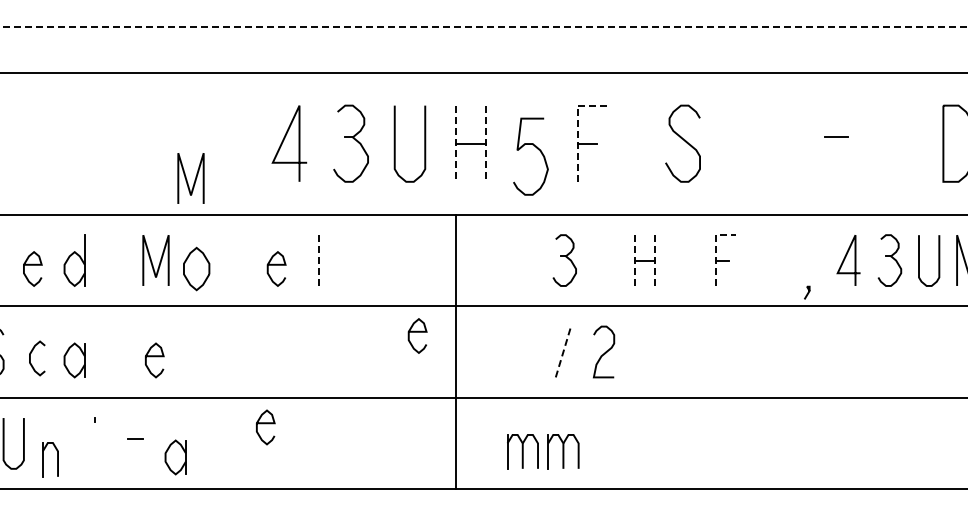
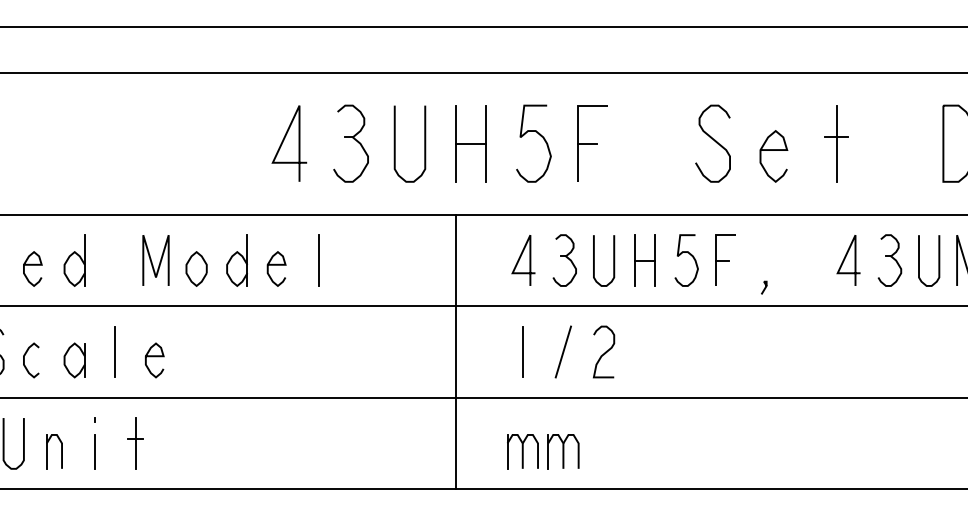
line: dashed -> solid (484, 26)
line: dashed -> solid (577, 127)
curve position: (684, 141) -> (714, 141) (714, 141)
line: none -> present (836, 143)
line: dashed -> solid (455, 144)
line: dashed -> solid (486, 144)
curve position: (537, 149) -> (540, 136) (540, 136)
curve: none -> present (773, 150)
line: present -> none (187, 179)
line: dashed -> solid (715, 249)
curve: none -> present (690, 255)
line: none -> present (520, 259)
part: none -> present (236, 260)
line: dashed -> solid (318, 260)
curve: none -> present (613, 260)
line: dashed -> solid (634, 261)
line: dashed -> solid (654, 261)
part size: 28x46 px -> 23x36 px (196, 268)
line position: (807, 292) -> (764, 287) (764, 287)
curve: present -> none (417, 332)
line: none -> present (115, 351)
line: none -> present (522, 351)
line: dashed -> solid (563, 352)
curve position: (30, 358) -> (24, 360) (24, 360)
curve: present -> none (265, 424)
line: none -> present (135, 443)
line: none -> present (95, 451)
part: present -> none (175, 457)
part position: (43, 459) -> (47, 451) (47, 451)
